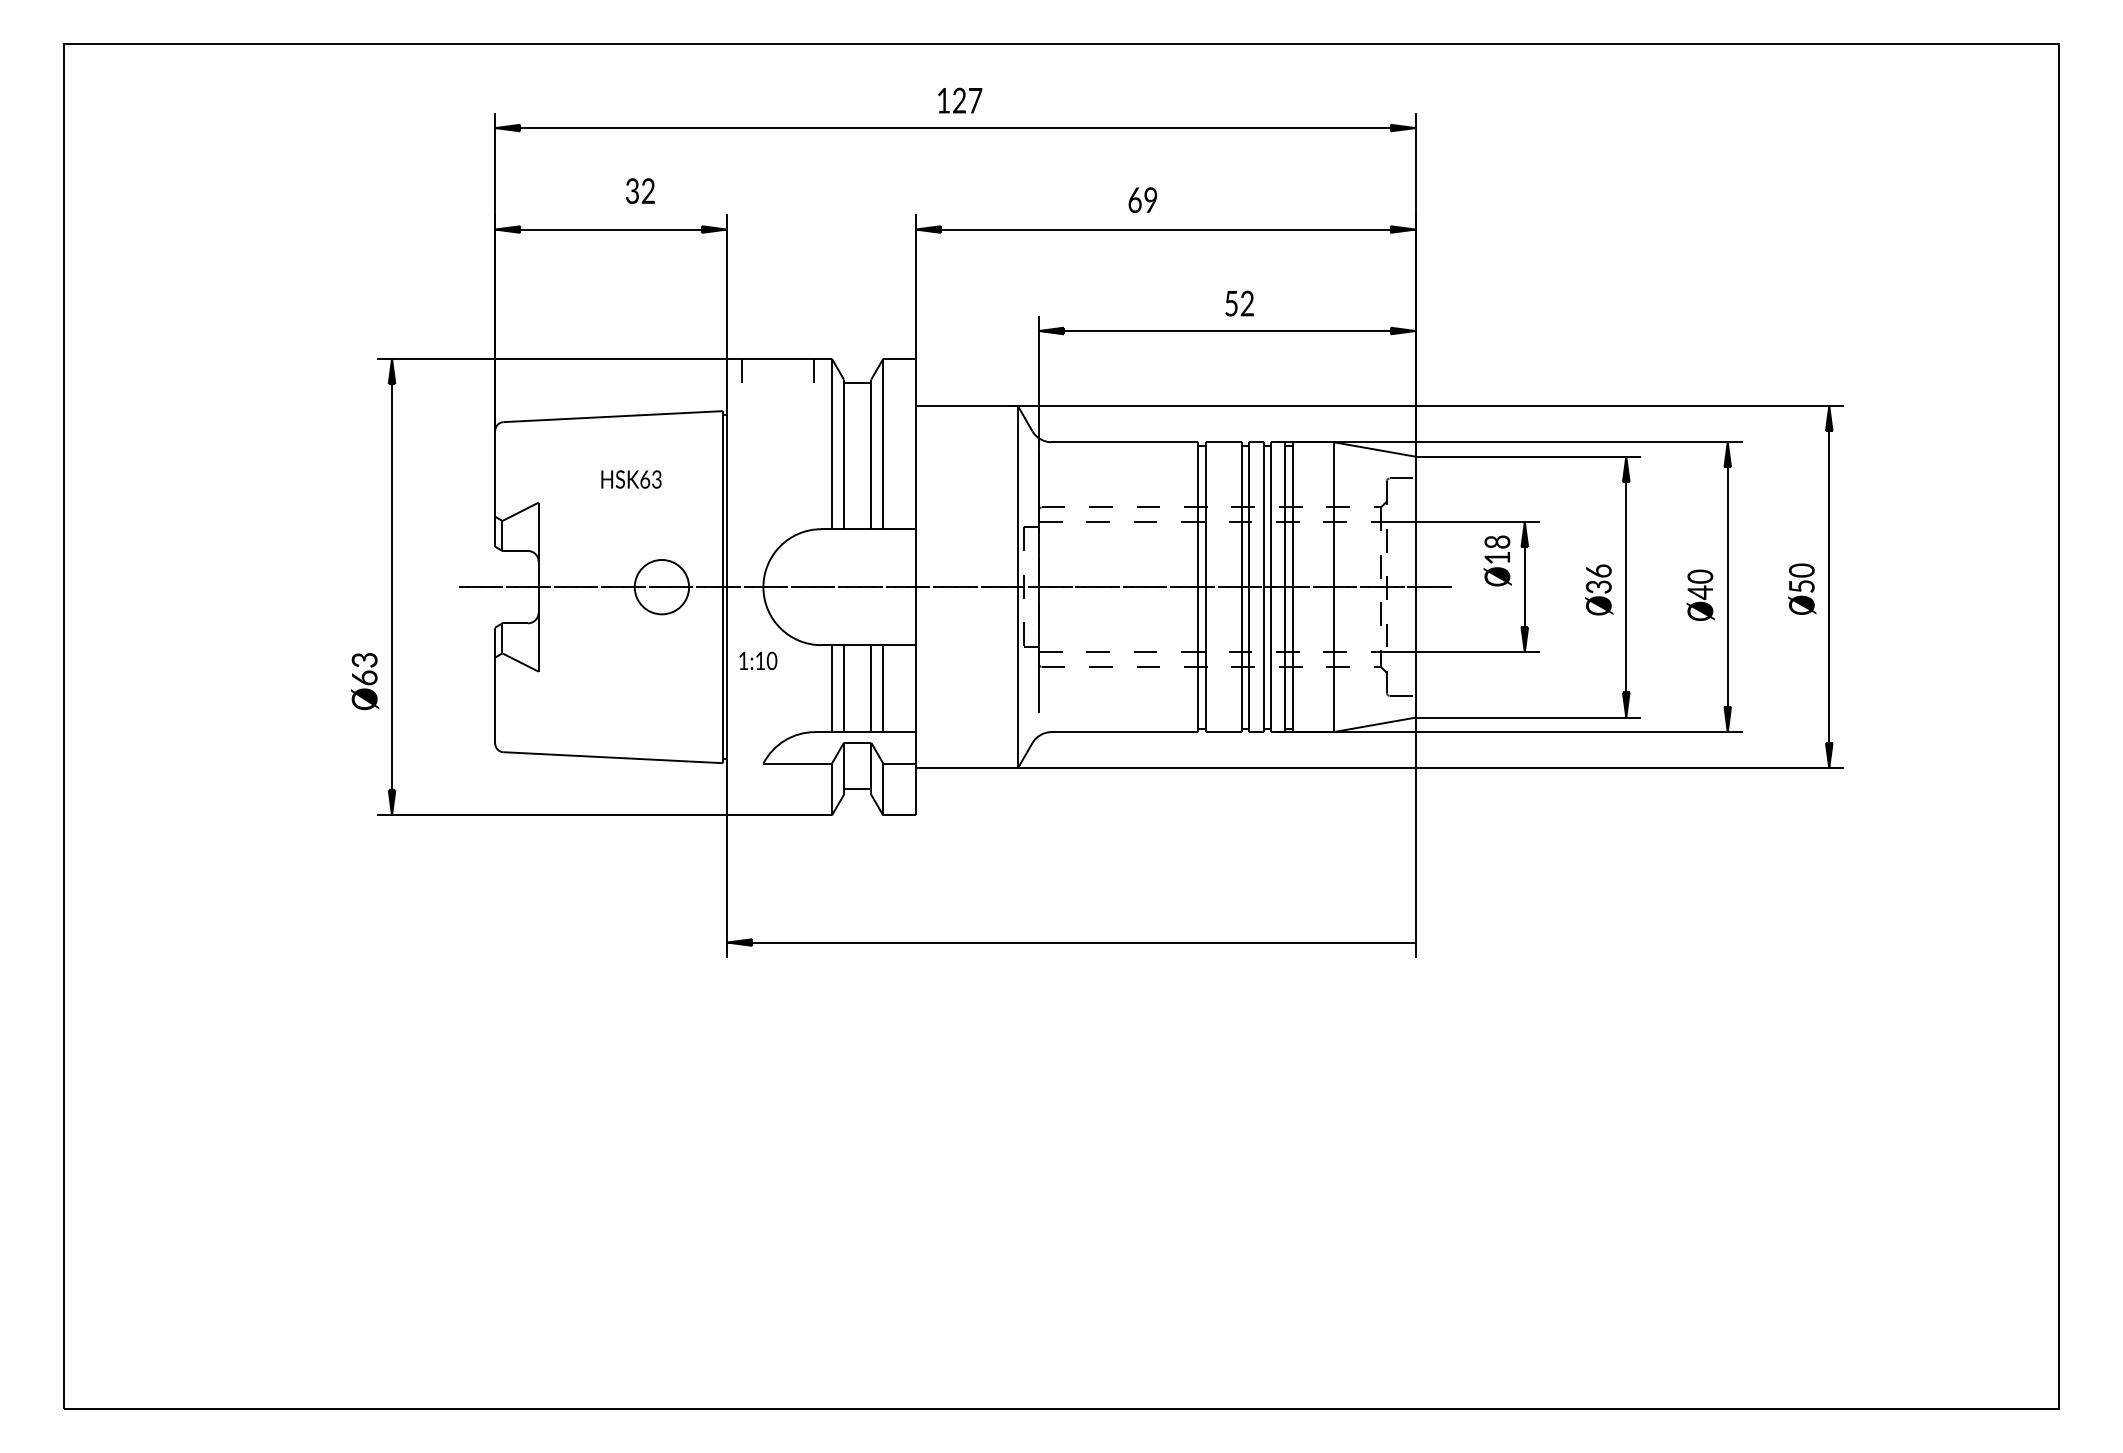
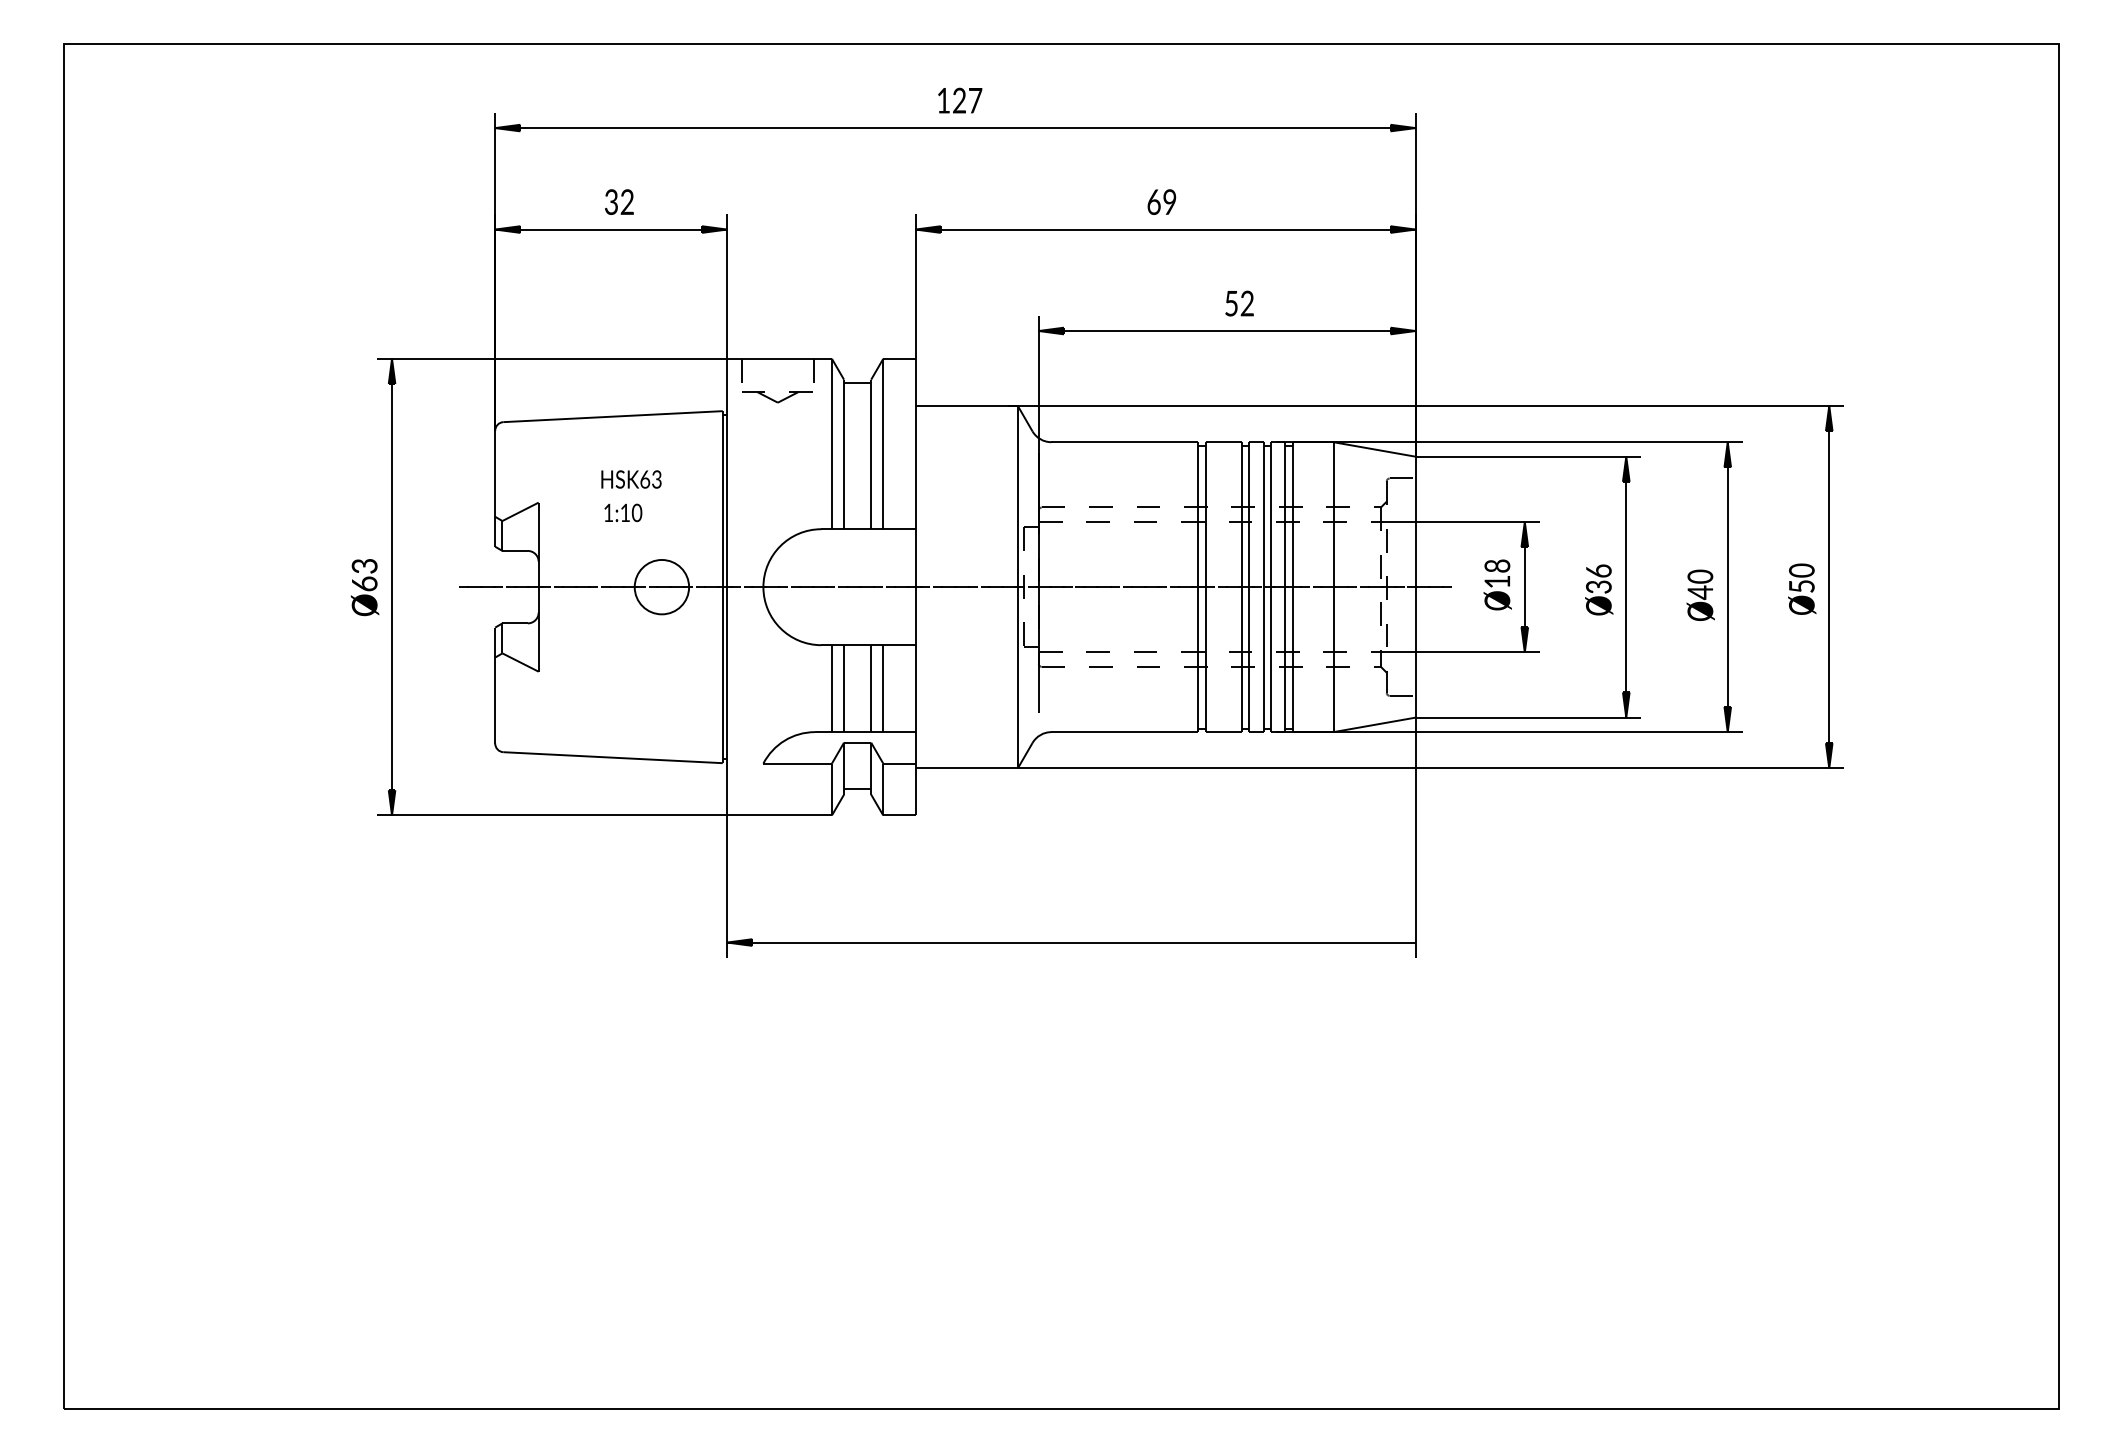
text position: (640, 190) -> (619, 201) (619, 201)
text position: (1142, 199) -> (1161, 201) (1161, 201)
part: none -> present (777, 397)
text position: (1497, 560) -> (1497, 584) (1497, 584)
text position: (758, 660) -> (623, 512) (623, 512)
text position: (364, 681) -> (364, 587) (364, 587)
